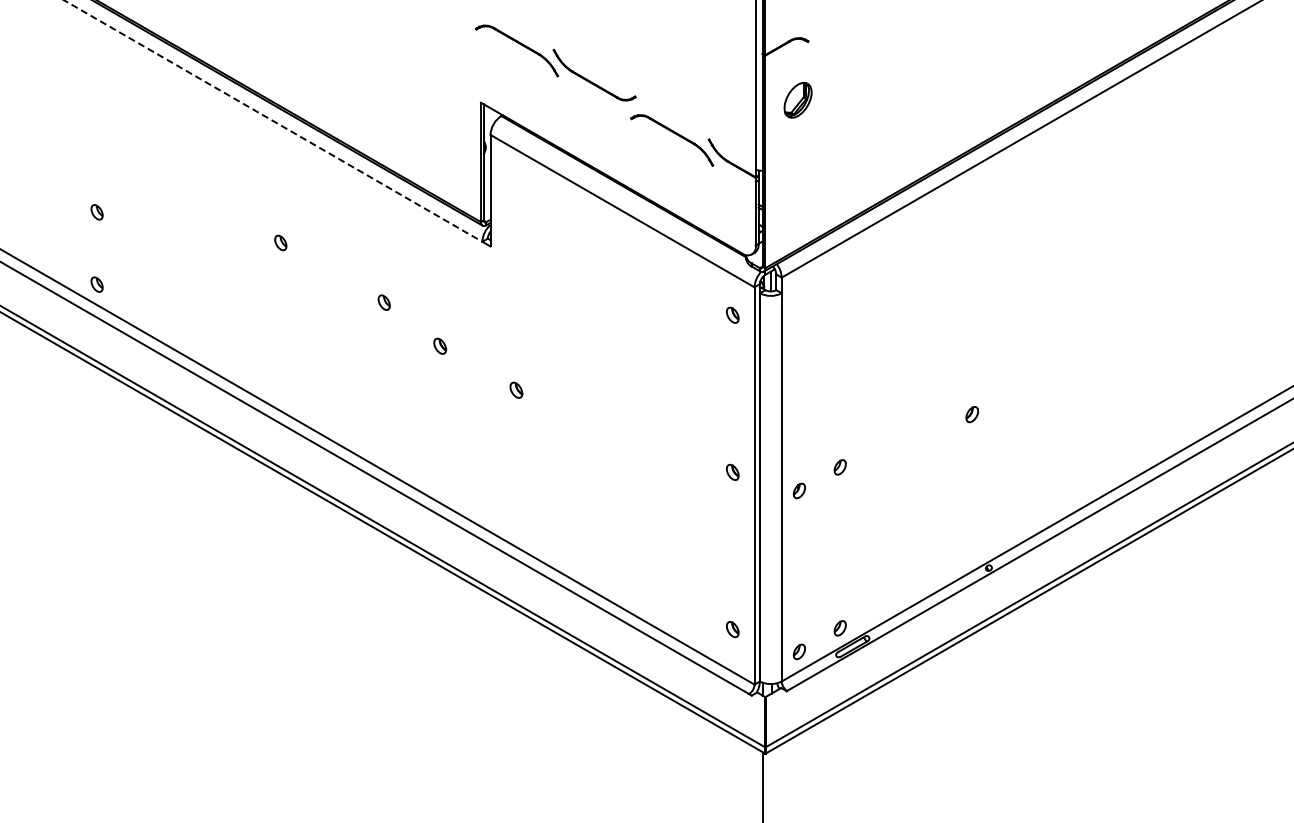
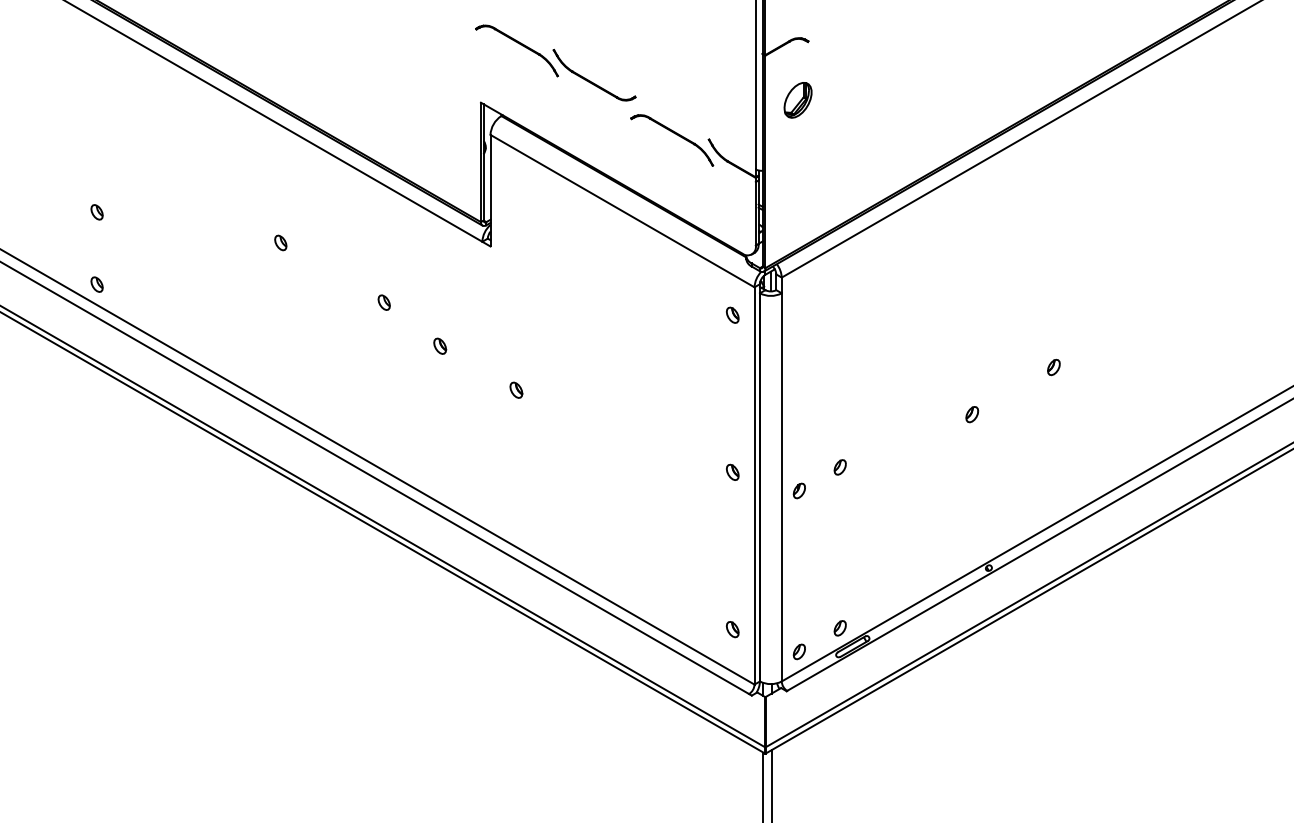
line: dashed -> solid (273, 121)
part: none -> present (1053, 367)
line: none -> present (771, 784)
